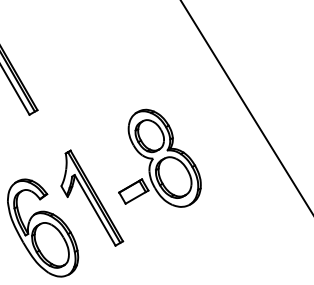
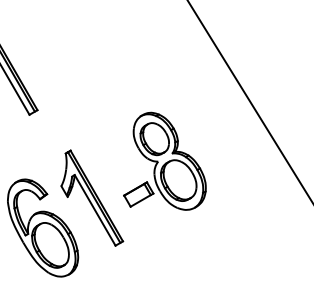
line position: (245, 106) -> (249, 101) (249, 101)
part position: (159, 157) -> (164, 160) (164, 160)
